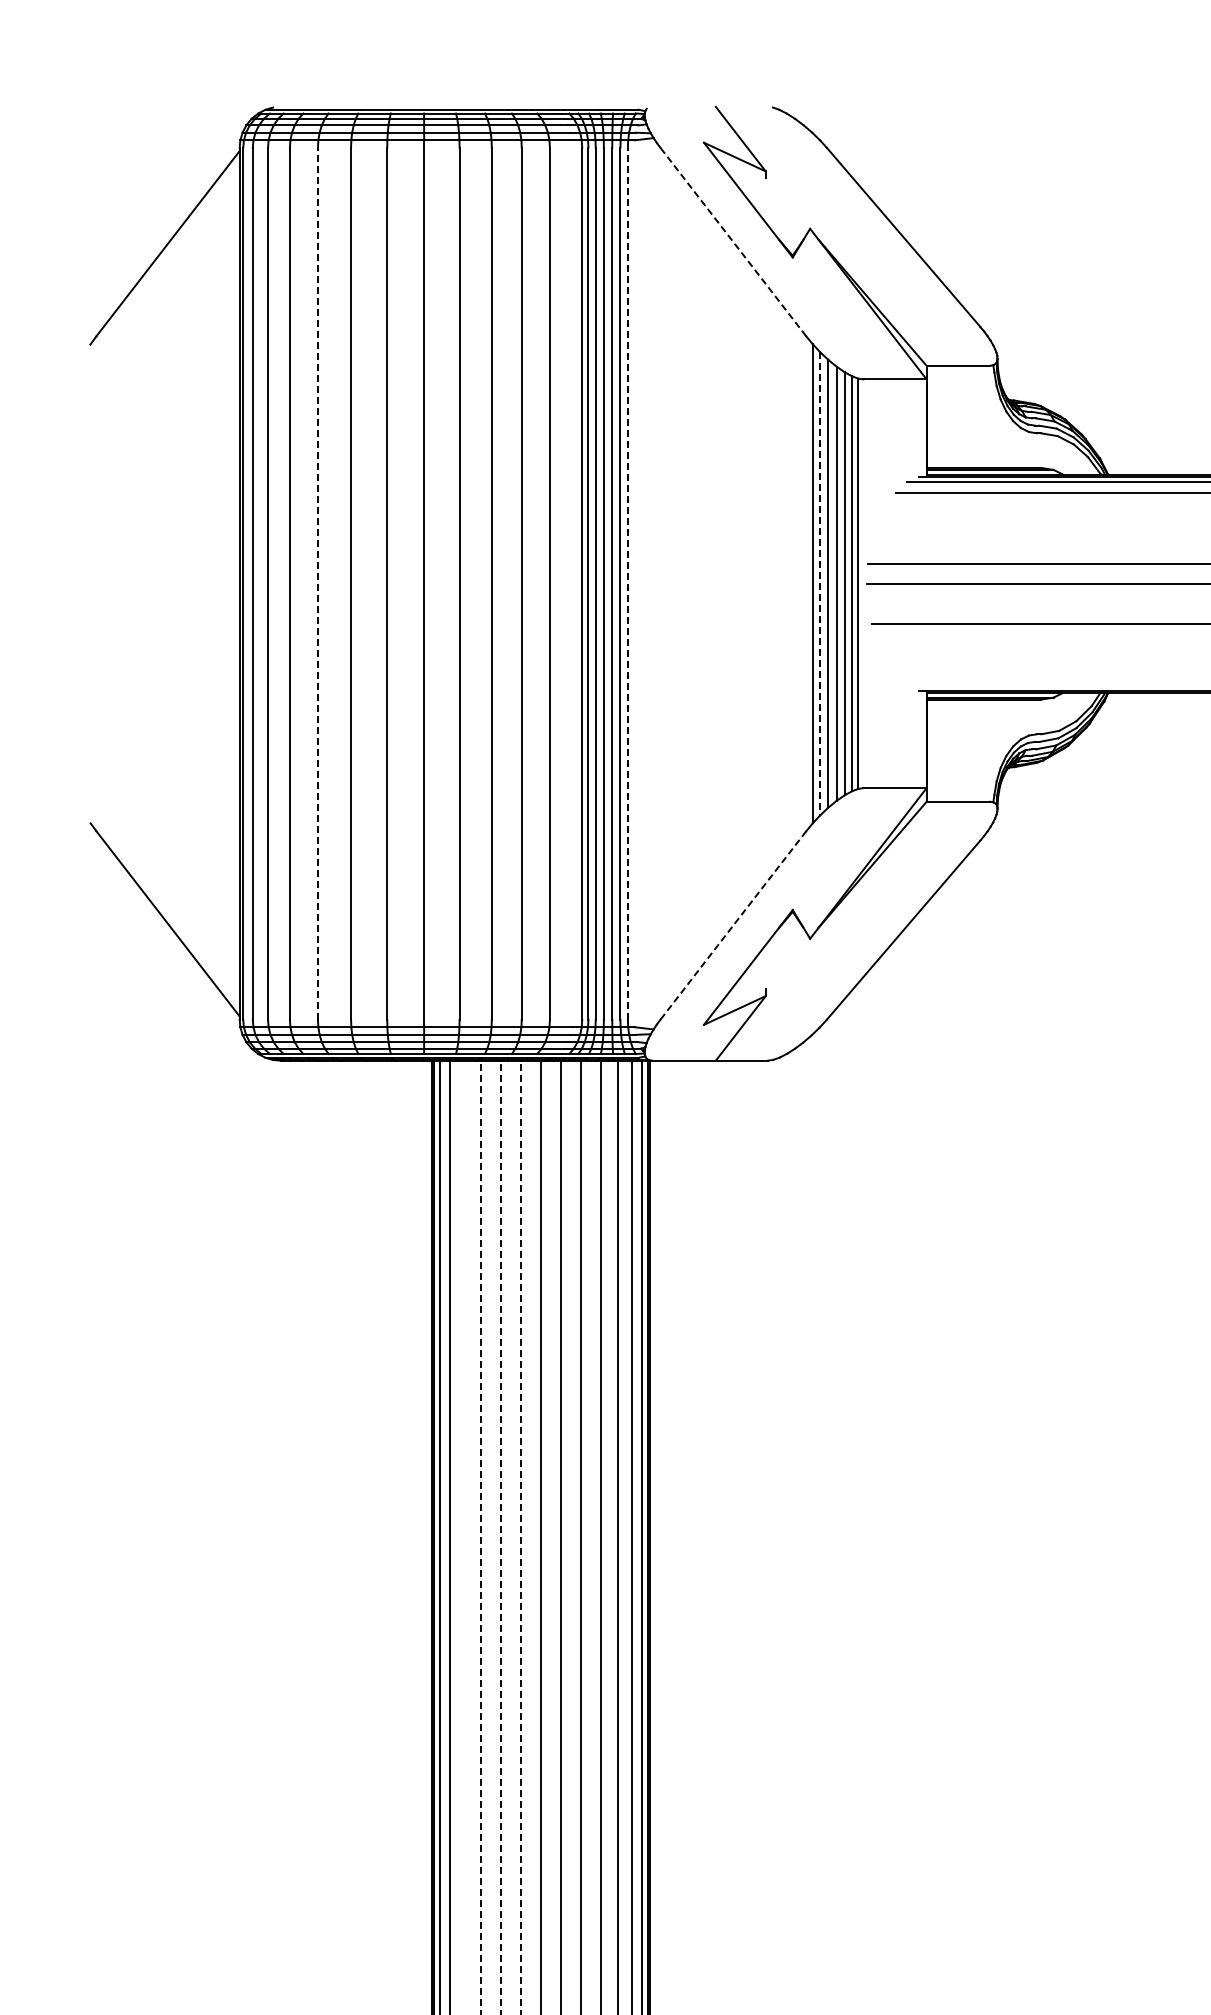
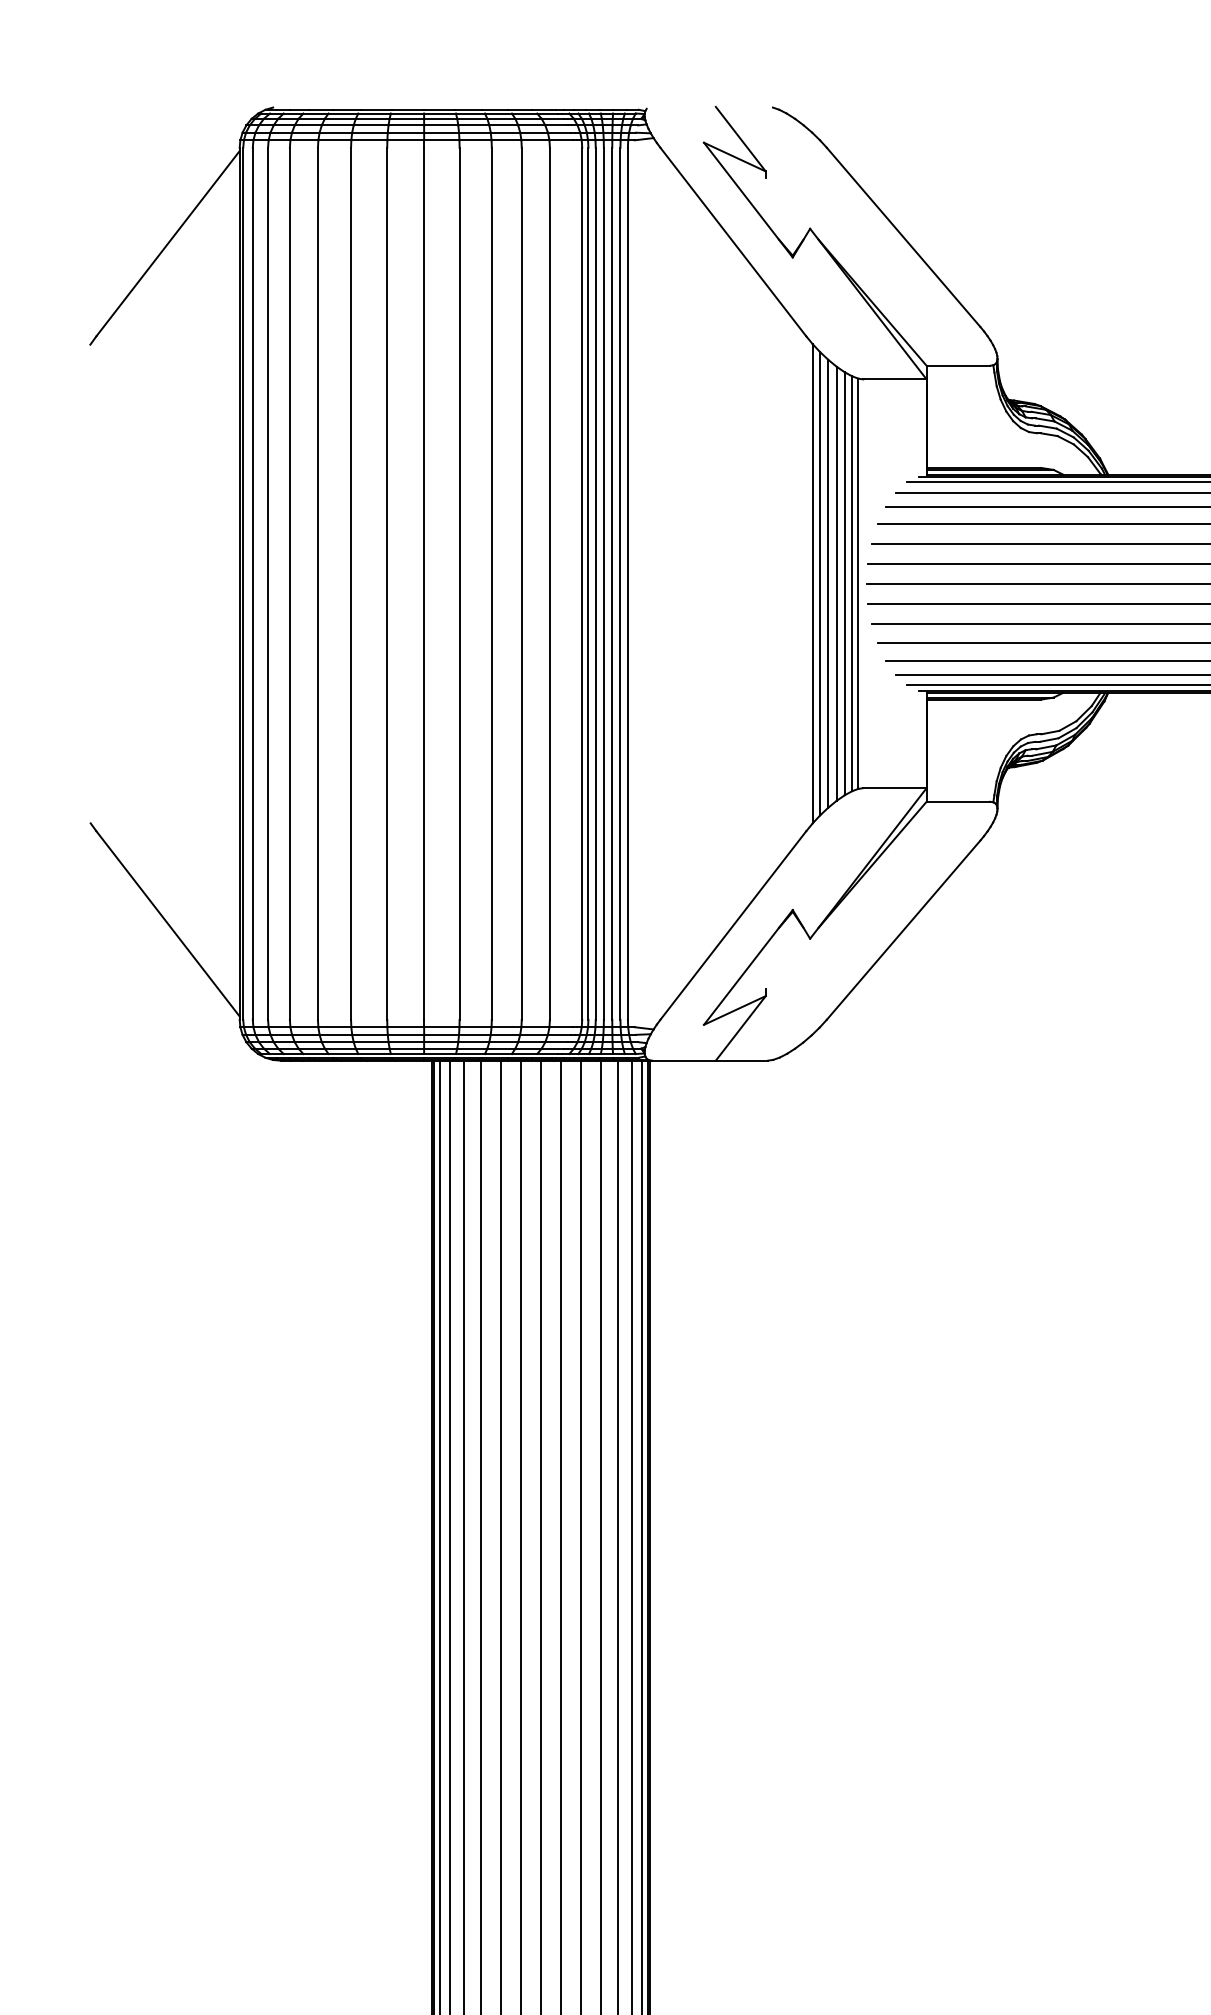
line: dashed -> solid (733, 241)
line: none -> present (1046, 506)
line: none -> present (1042, 524)
line: none -> present (1039, 543)
line: dashed -> solid (317, 583)
line: dashed -> solid (627, 583)
line: dashed -> solid (820, 583)
line: none -> present (1037, 603)
line: none -> present (1042, 643)
line: none -> present (1046, 660)
line: none -> present (1051, 675)
line: none -> present (1057, 685)
line: dashed -> solid (733, 925)
line: none -> present (463, 1535)
line: dashed -> solid (481, 1537)
line: dashed -> solid (500, 1537)
line: dashed -> solid (521, 1537)
